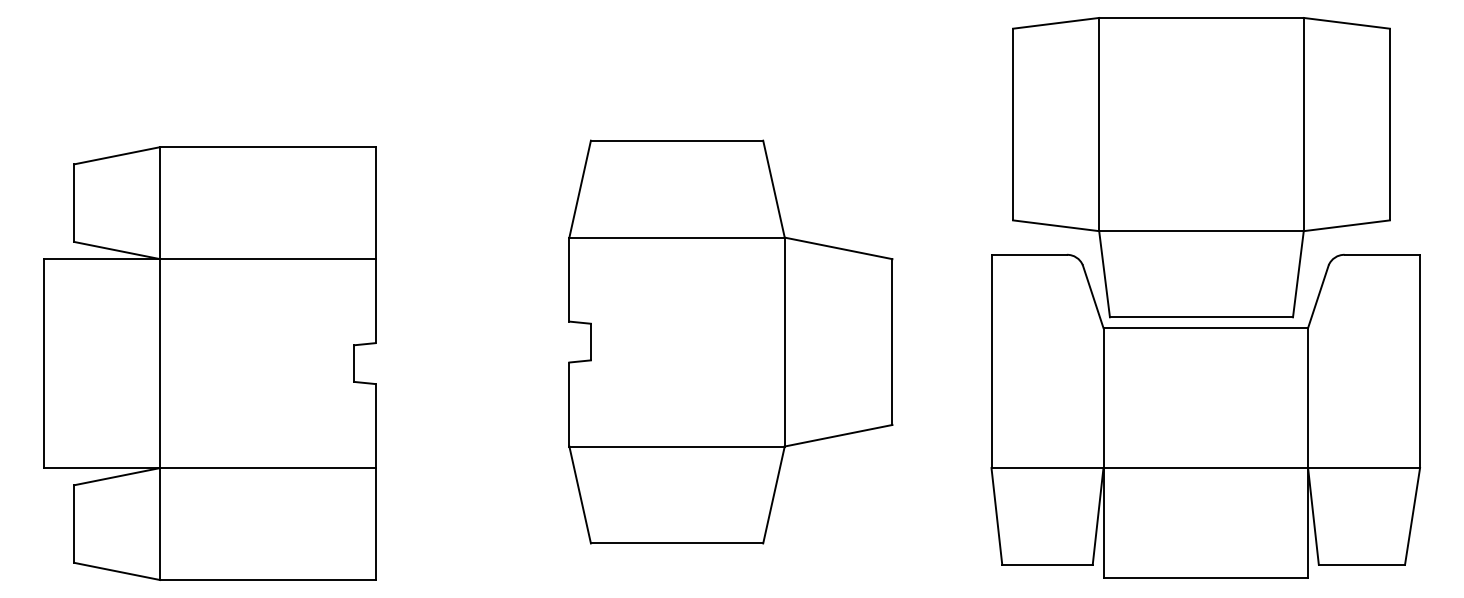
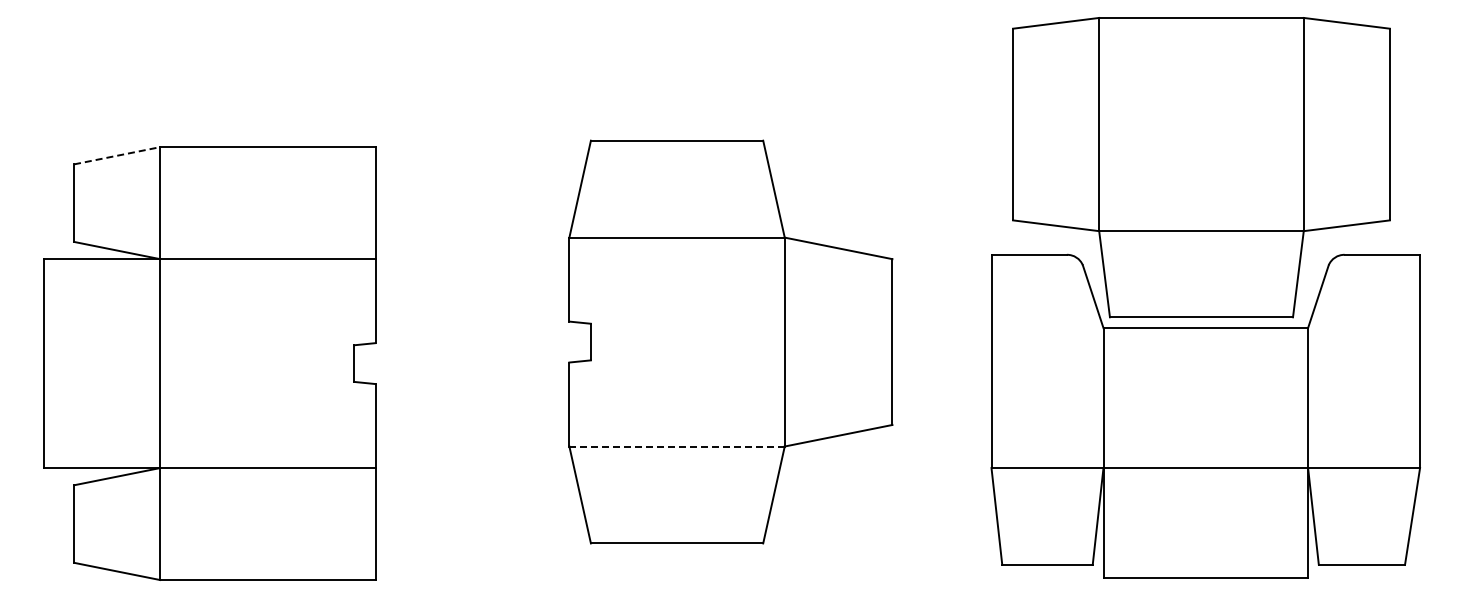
line: solid -> dashed (117, 155)
line: solid -> dashed (677, 446)
